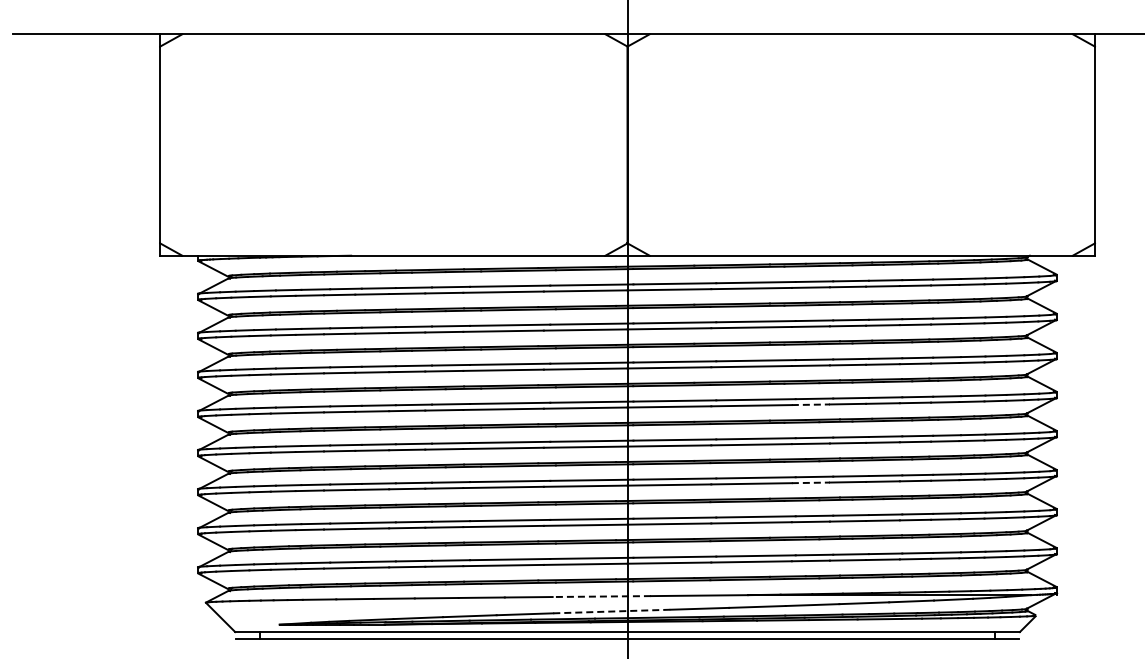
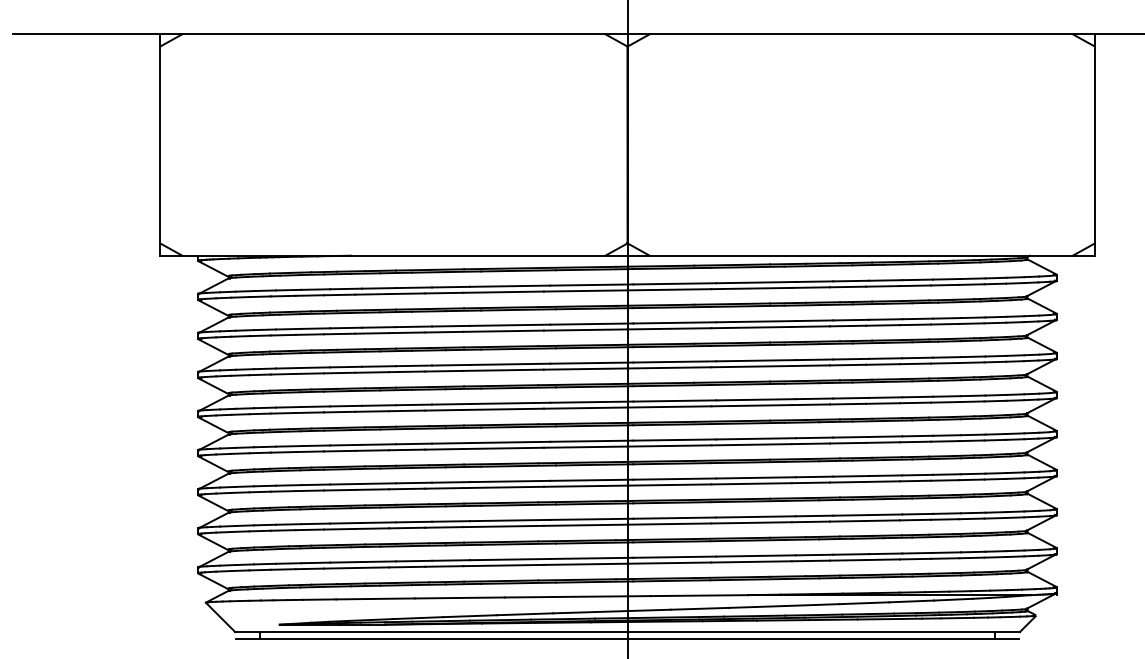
line: dashed -> solid (811, 404)
line: dashed -> solid (811, 482)
line: dashed -> solid (601, 596)
line: dashed -> solid (611, 611)
